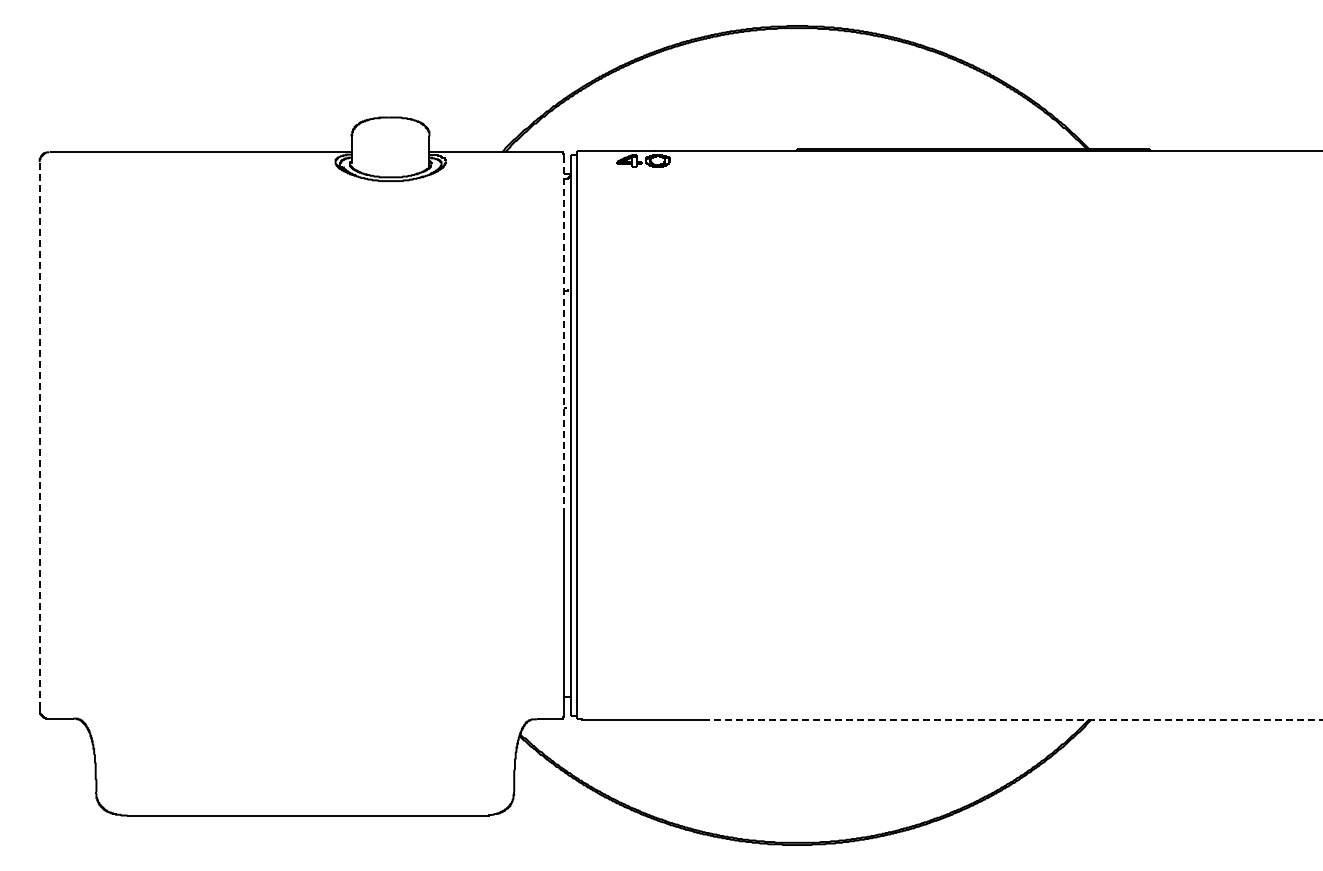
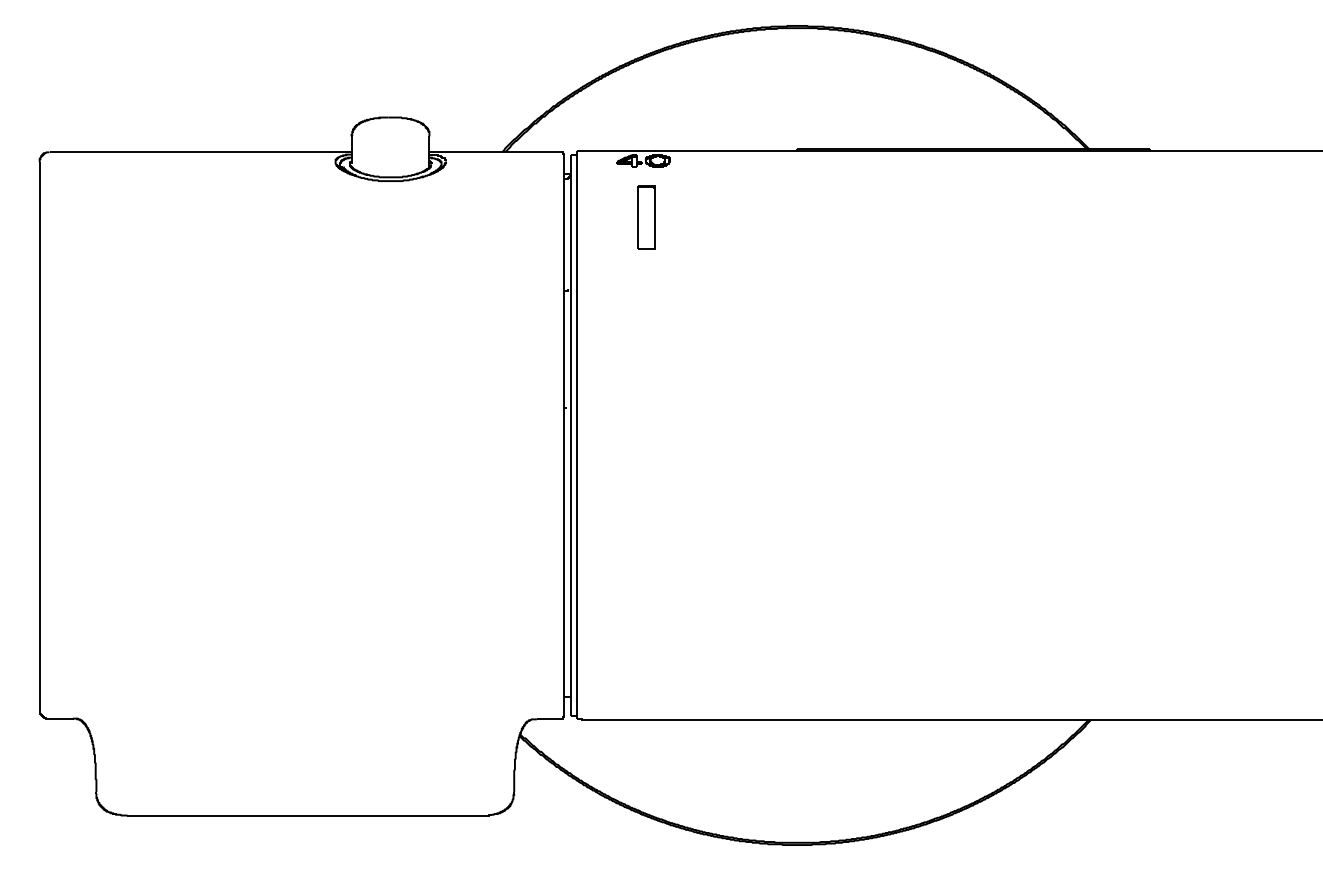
part: none -> present (646, 217)
line: dashed -> solid (564, 332)
line: dashed -> solid (39, 434)
line: dashed -> solid (1013, 720)
